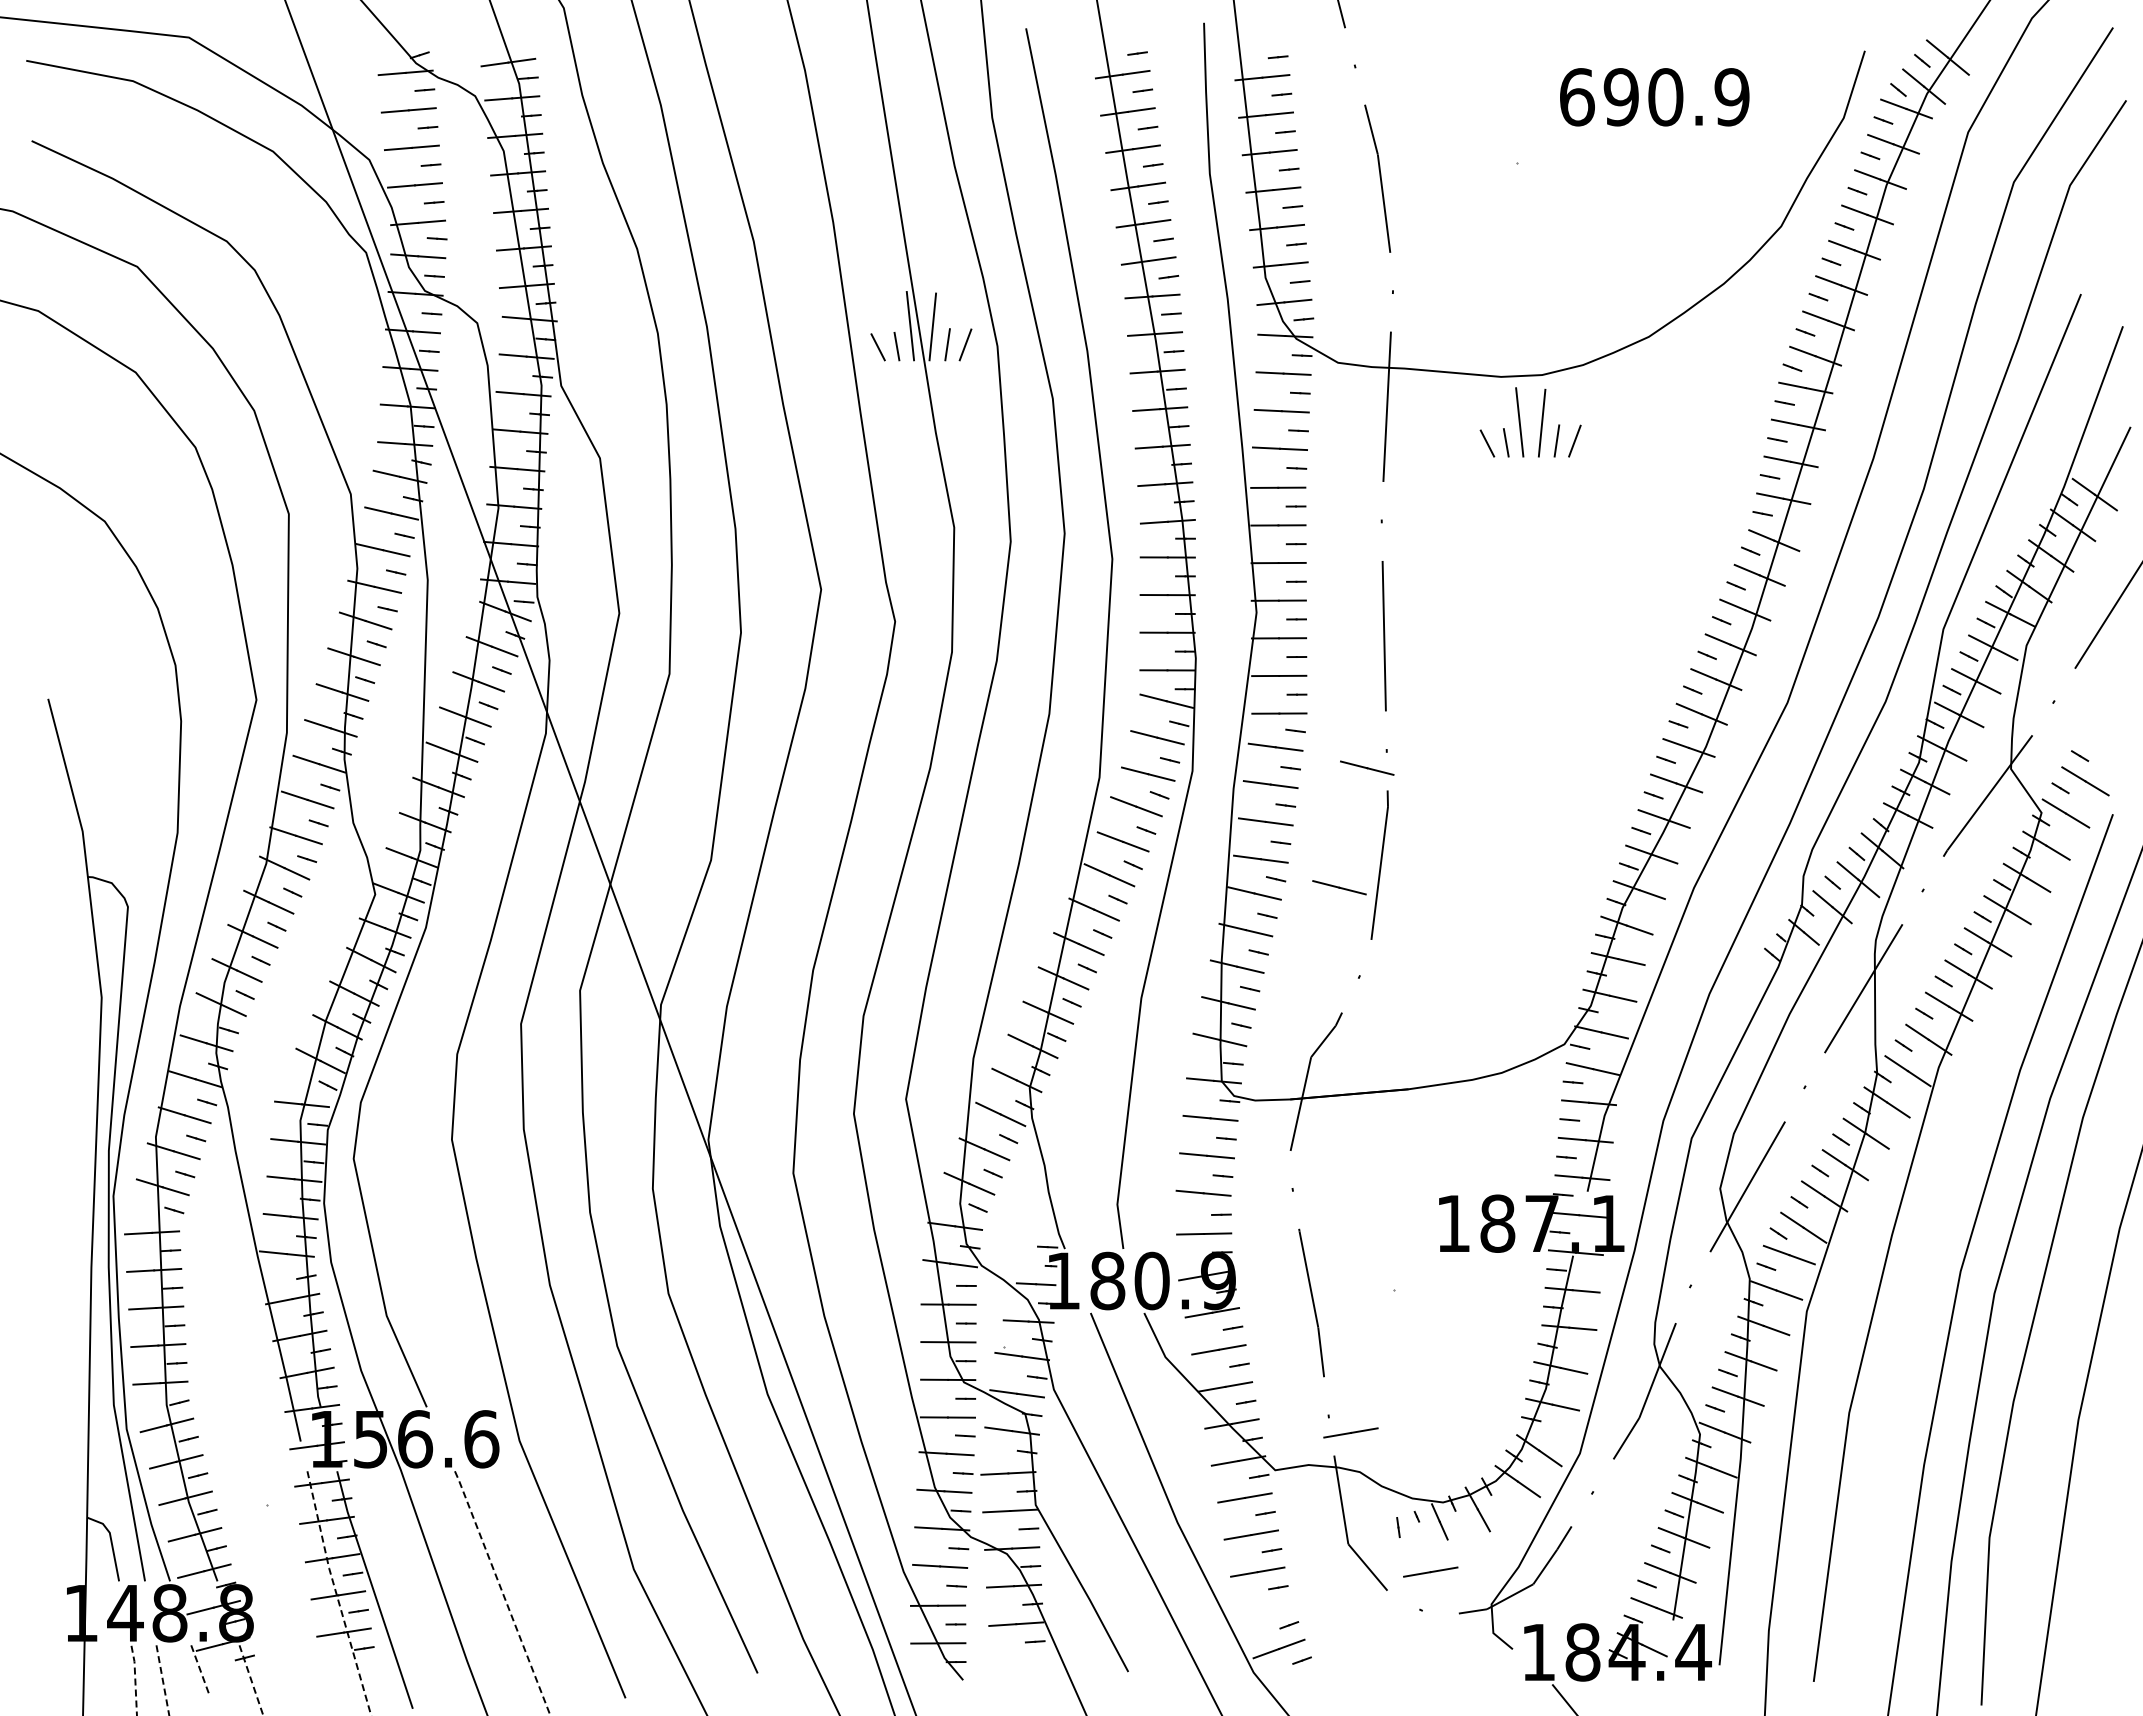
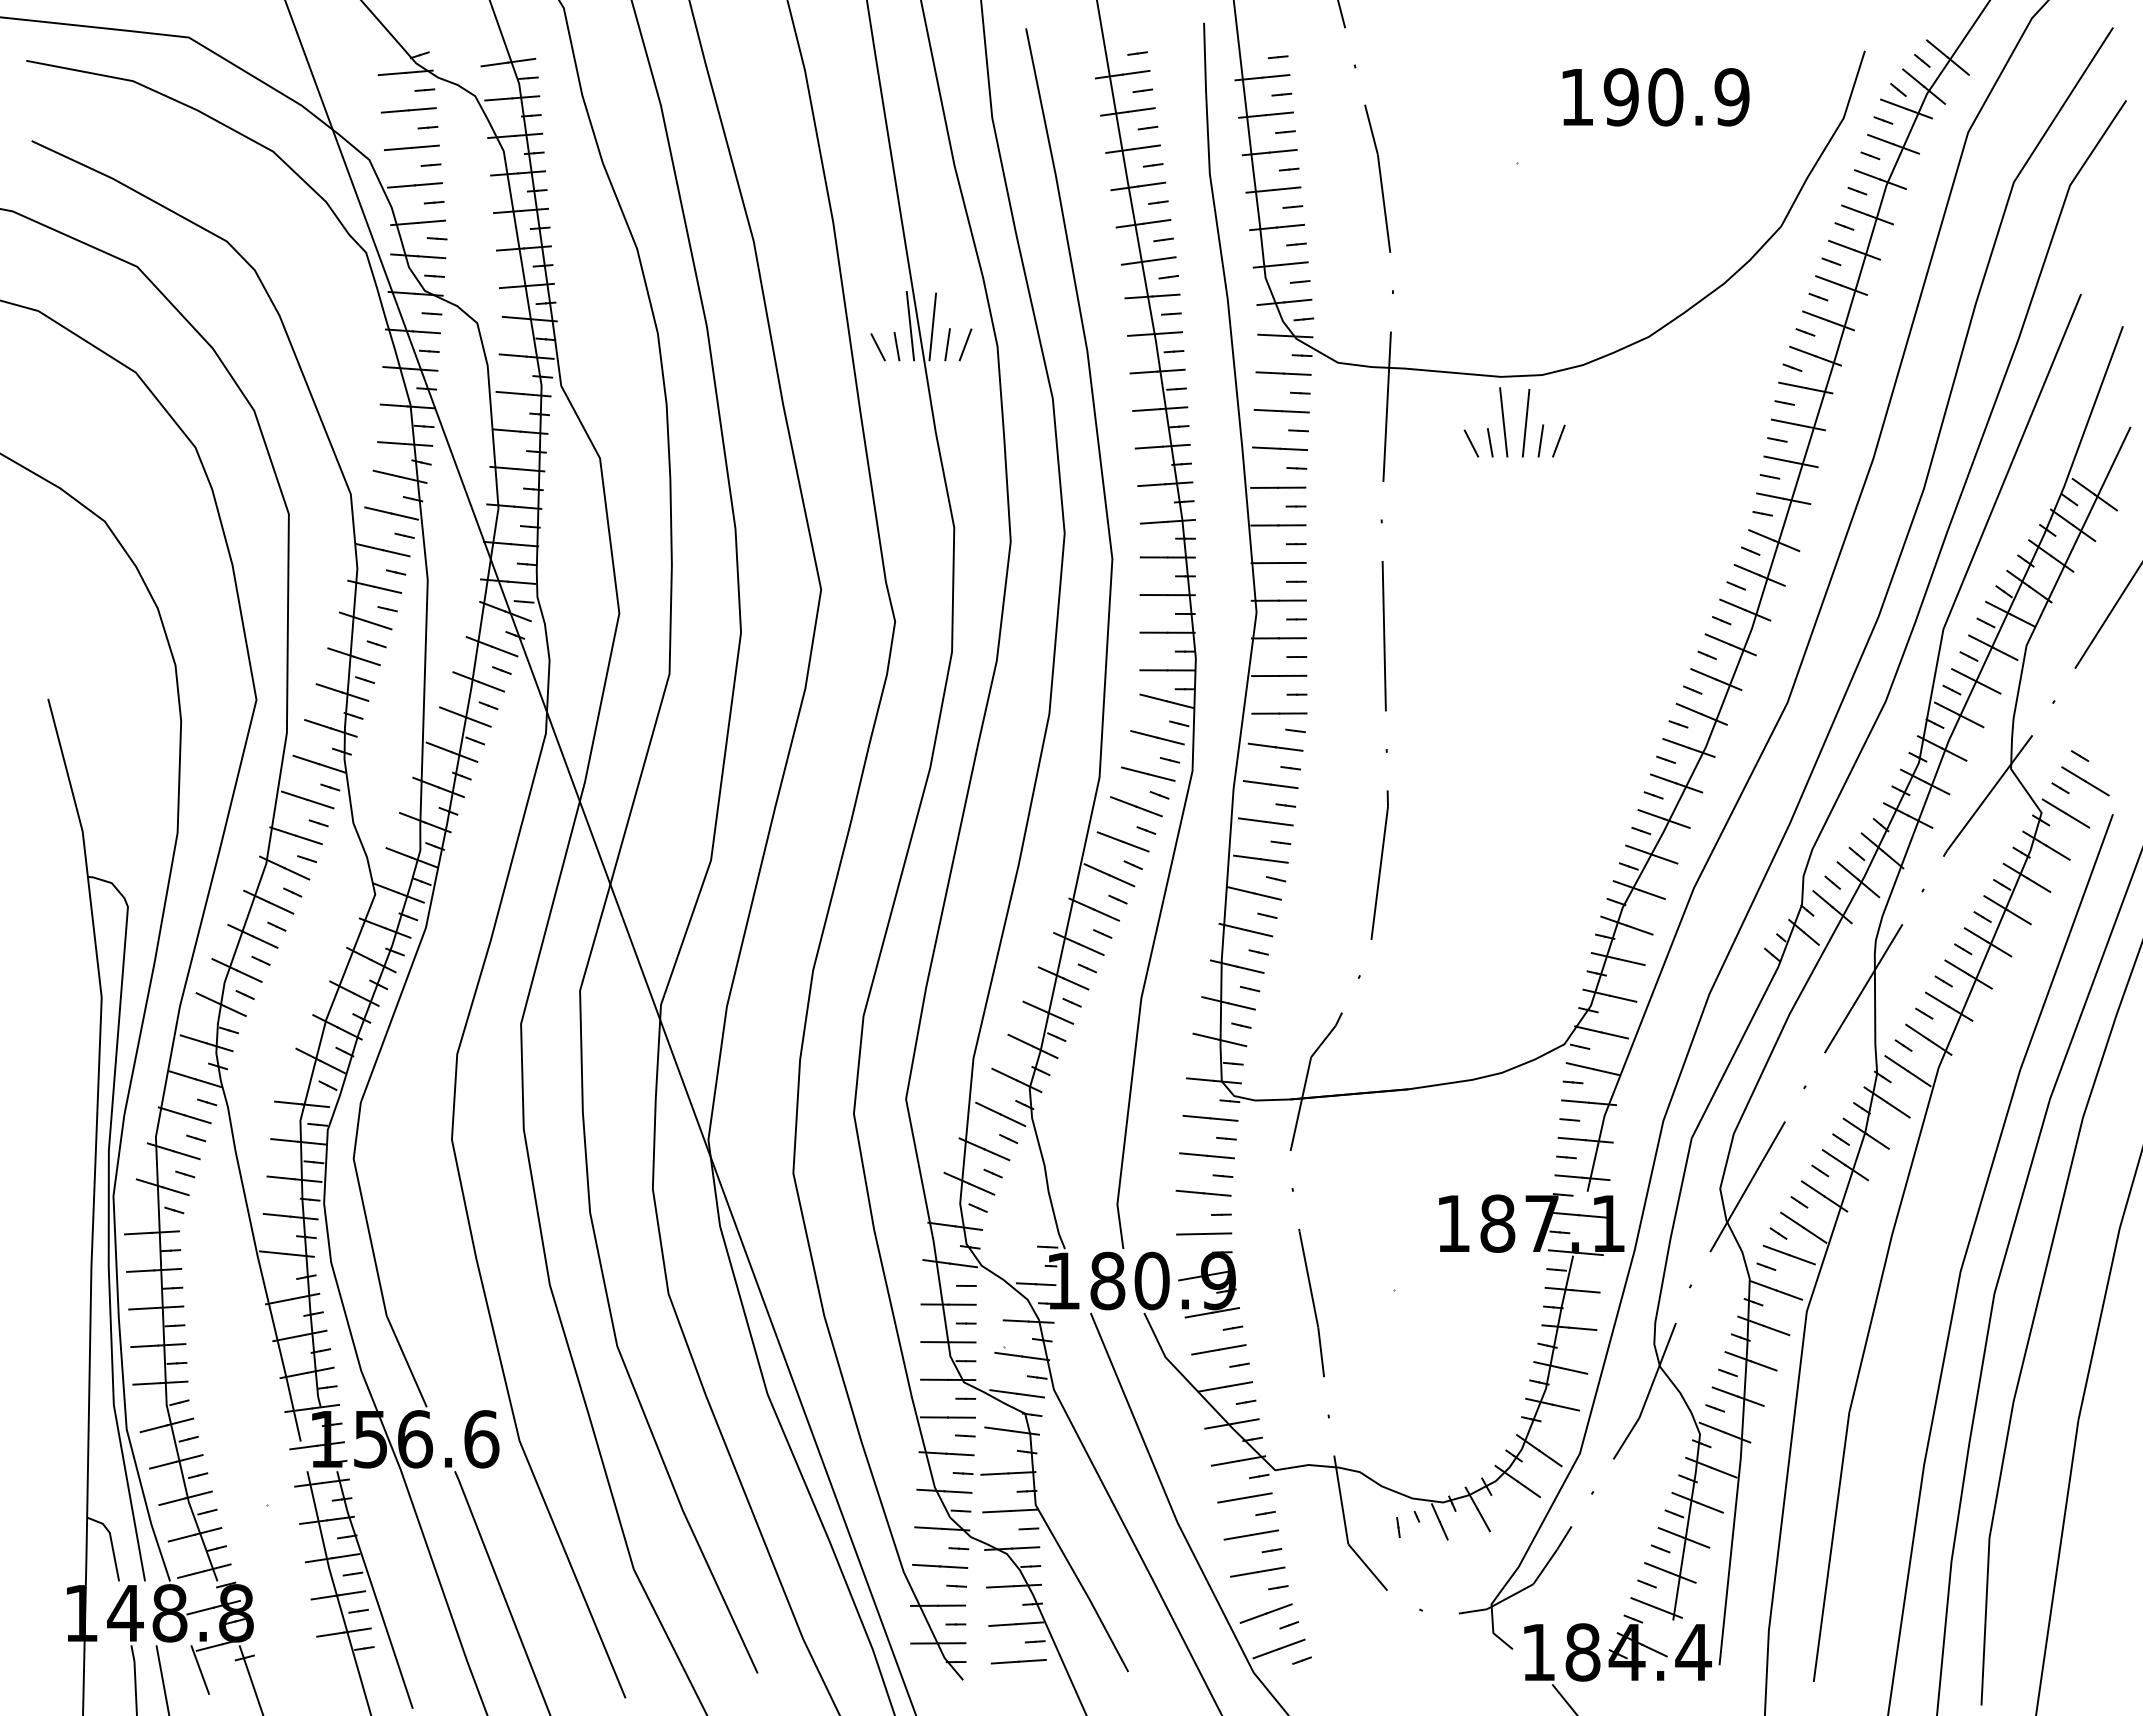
text: 690.9 -> 190.9 (1577, 97)
part position: (1521, 426) -> (1505, 426) (1505, 426)
line: present -> none (1367, 767)
line: present -> none (1339, 887)
line: present -> none (1350, 1432)
line: present -> none (1430, 1571)
line: dashed -> solid (502, 1592)
line: dashed -> solid (336, 1593)
line: none -> present (1265, 1613)
line: none -> present (1018, 1661)
line: dashed -> solid (200, 1670)
line: dashed -> solid (135, 1679)
line: dashed -> solid (162, 1680)
line: dashed -> solid (251, 1680)
